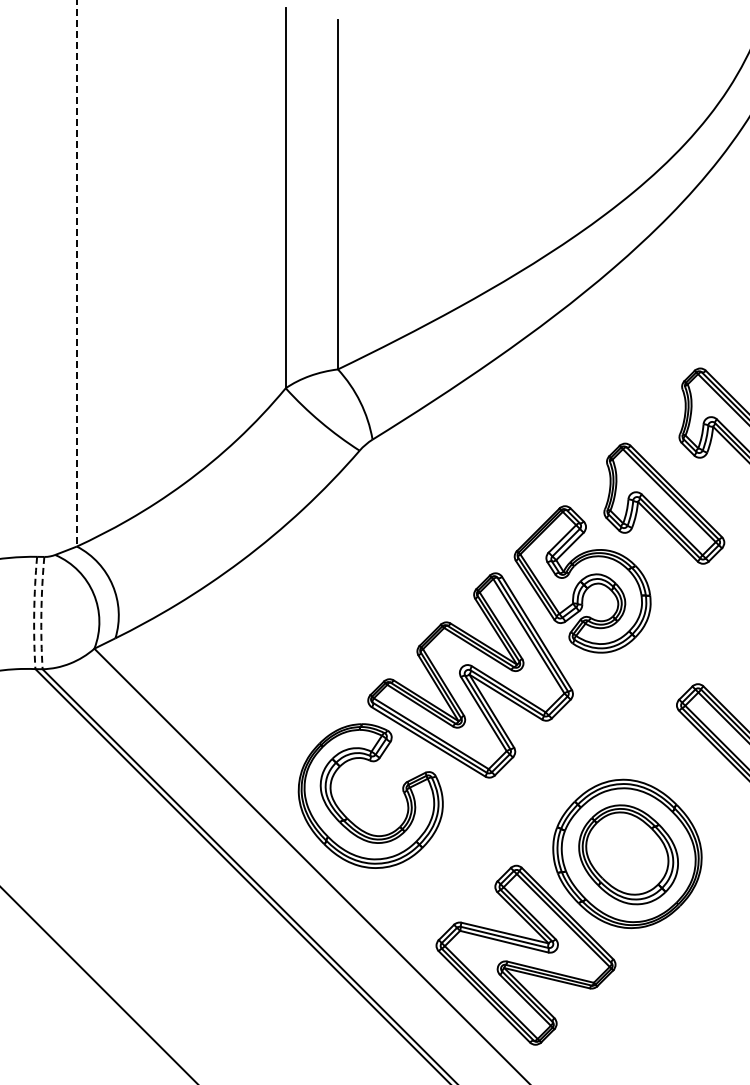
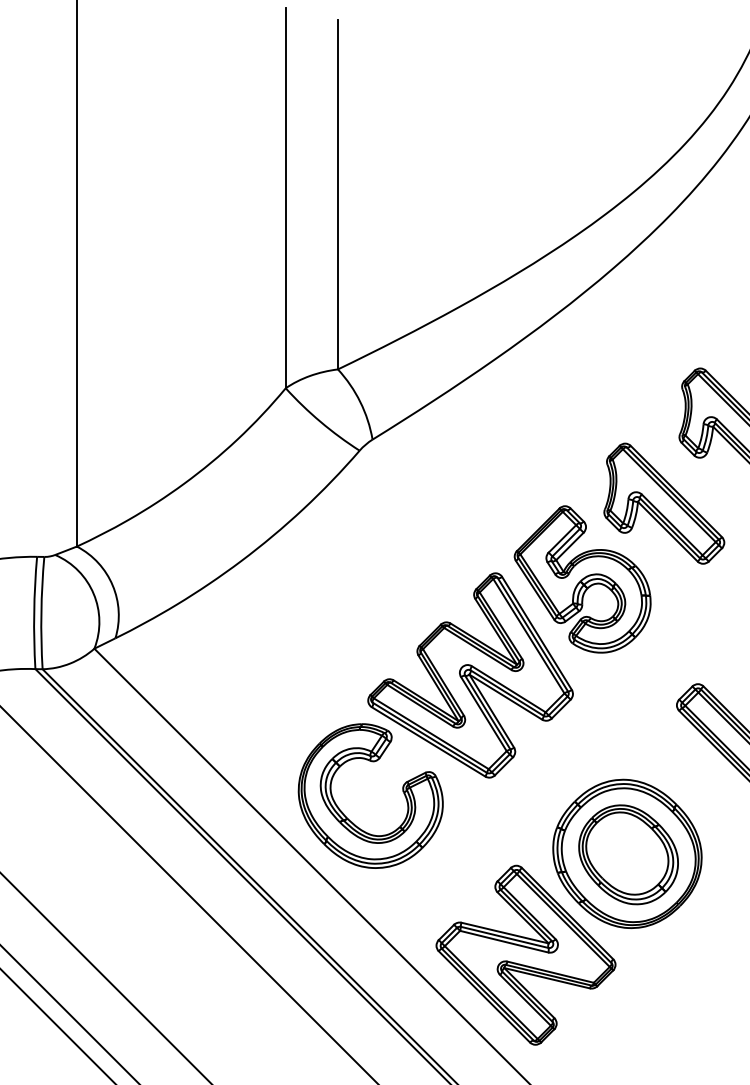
line: dashed -> solid (76, 273)
arc: dashed -> solid (34, 612)
arc: dashed -> solid (41, 613)
line: none -> present (188, 894)
line position: (98, 984) -> (105, 977) (105, 977)
line: none -> present (69, 1014)
line: none -> present (57, 1026)
